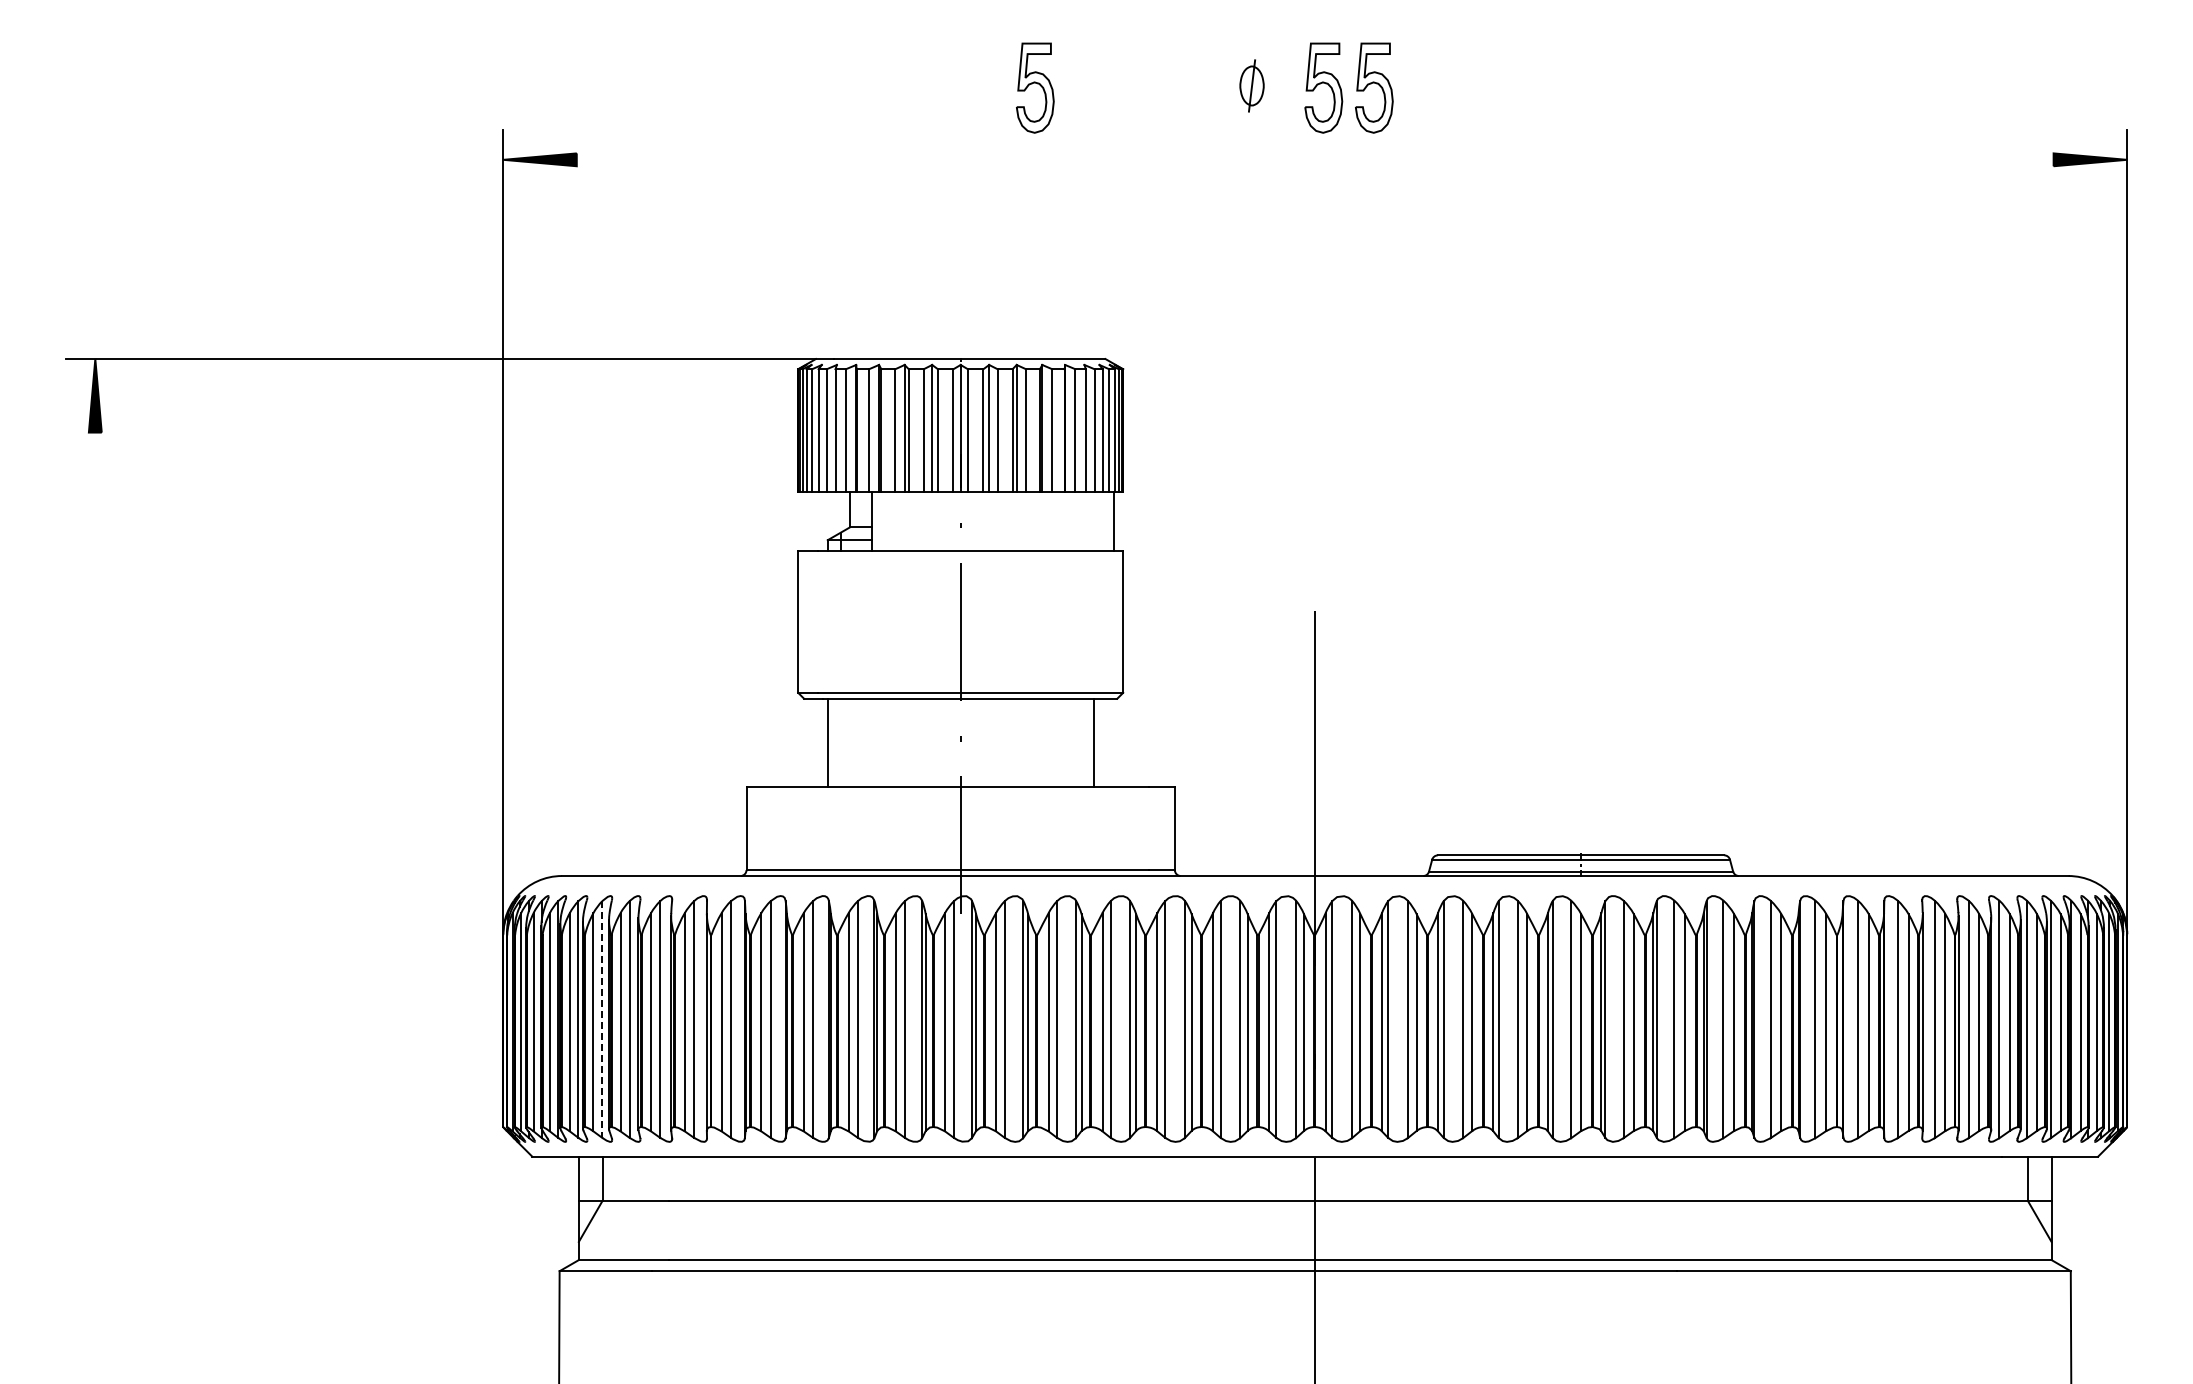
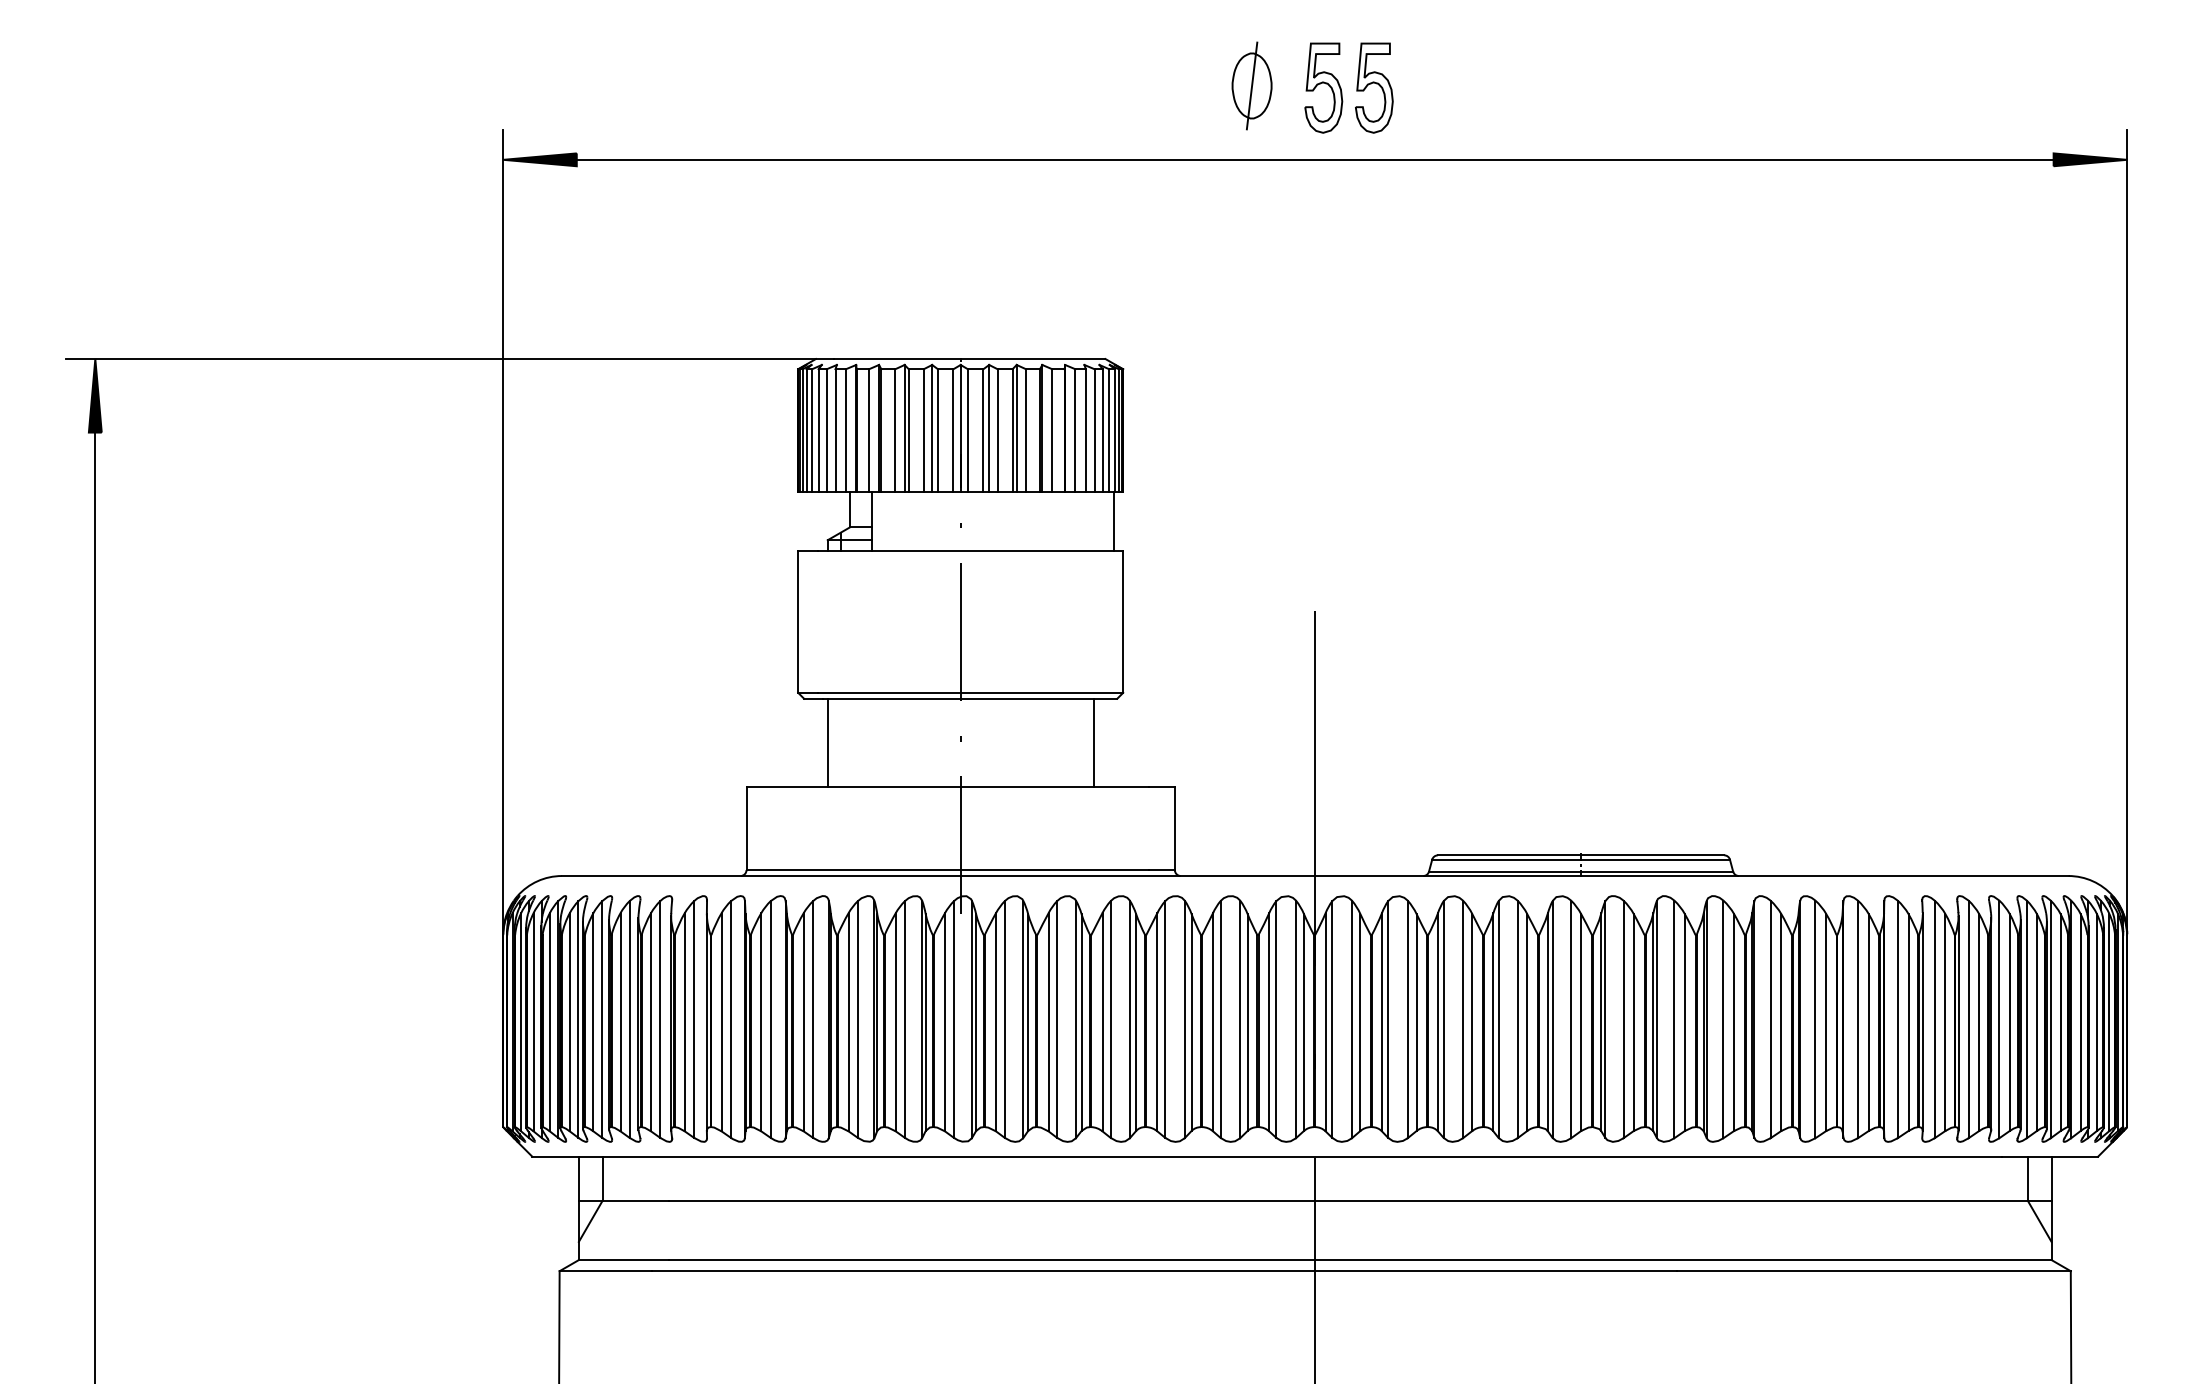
part size: 26x54 px -> 42x90 px (1251, 85)
part: present -> none (1035, 87)
line: none -> present (1314, 159)
line: none -> present (95, 906)
line: dashed -> solid (602, 1020)
